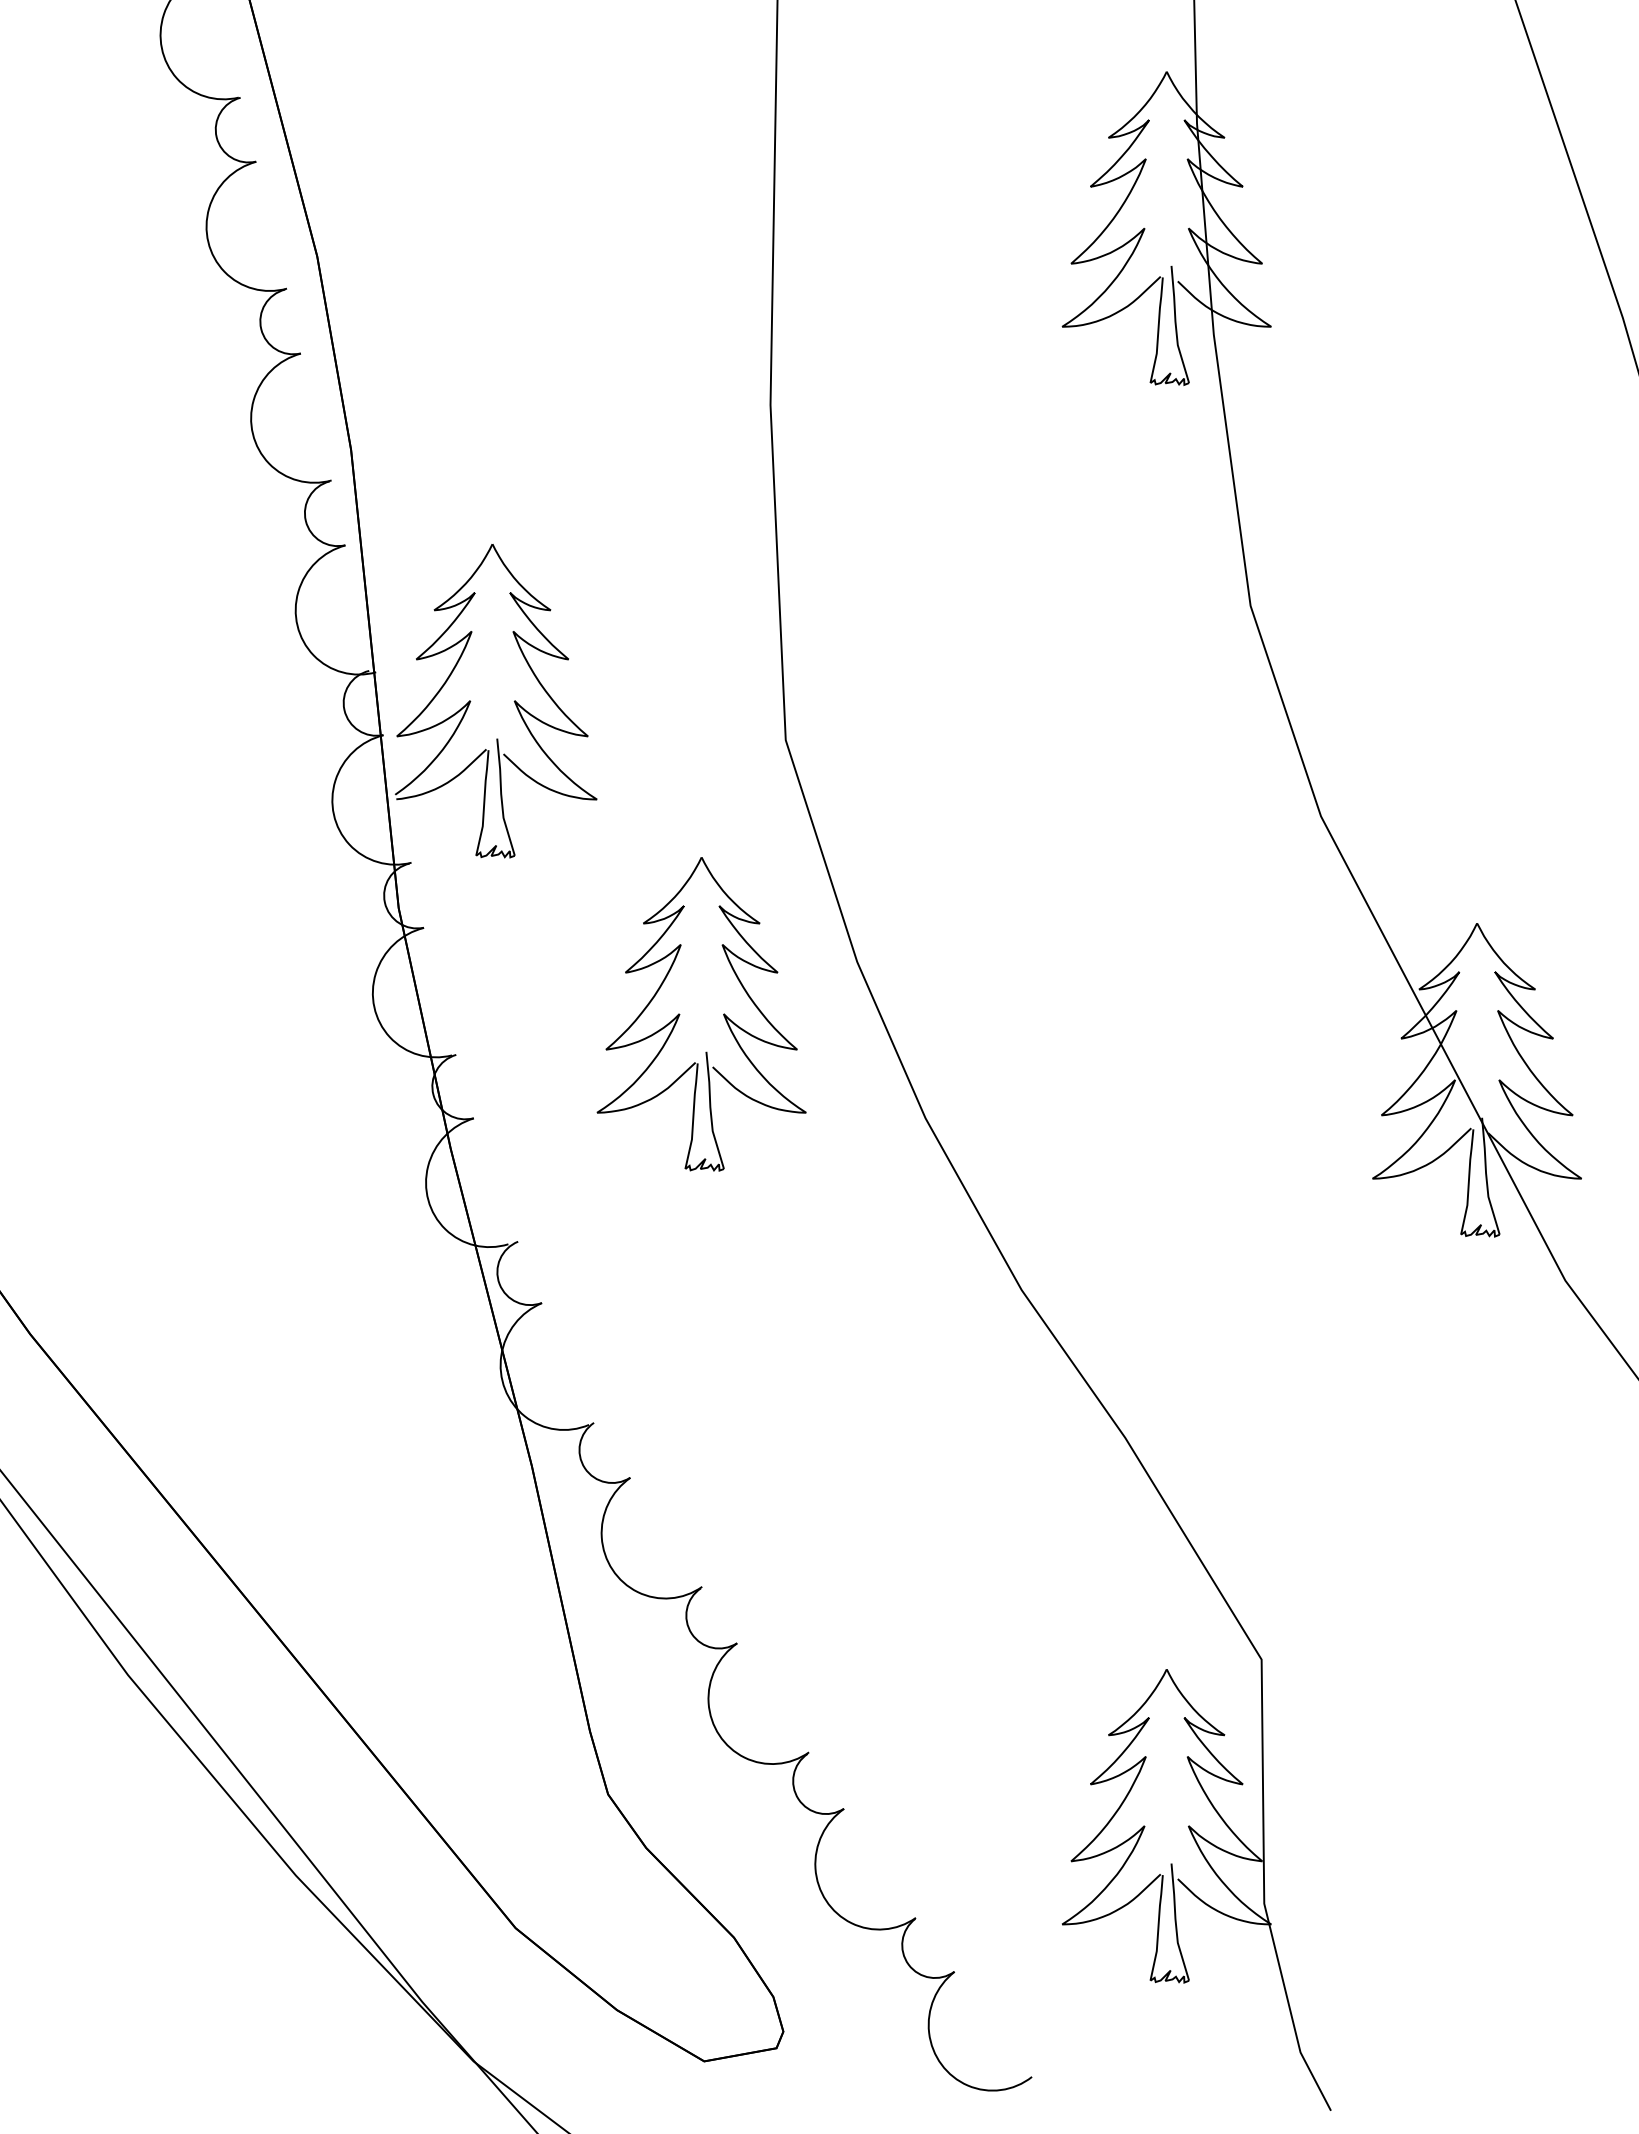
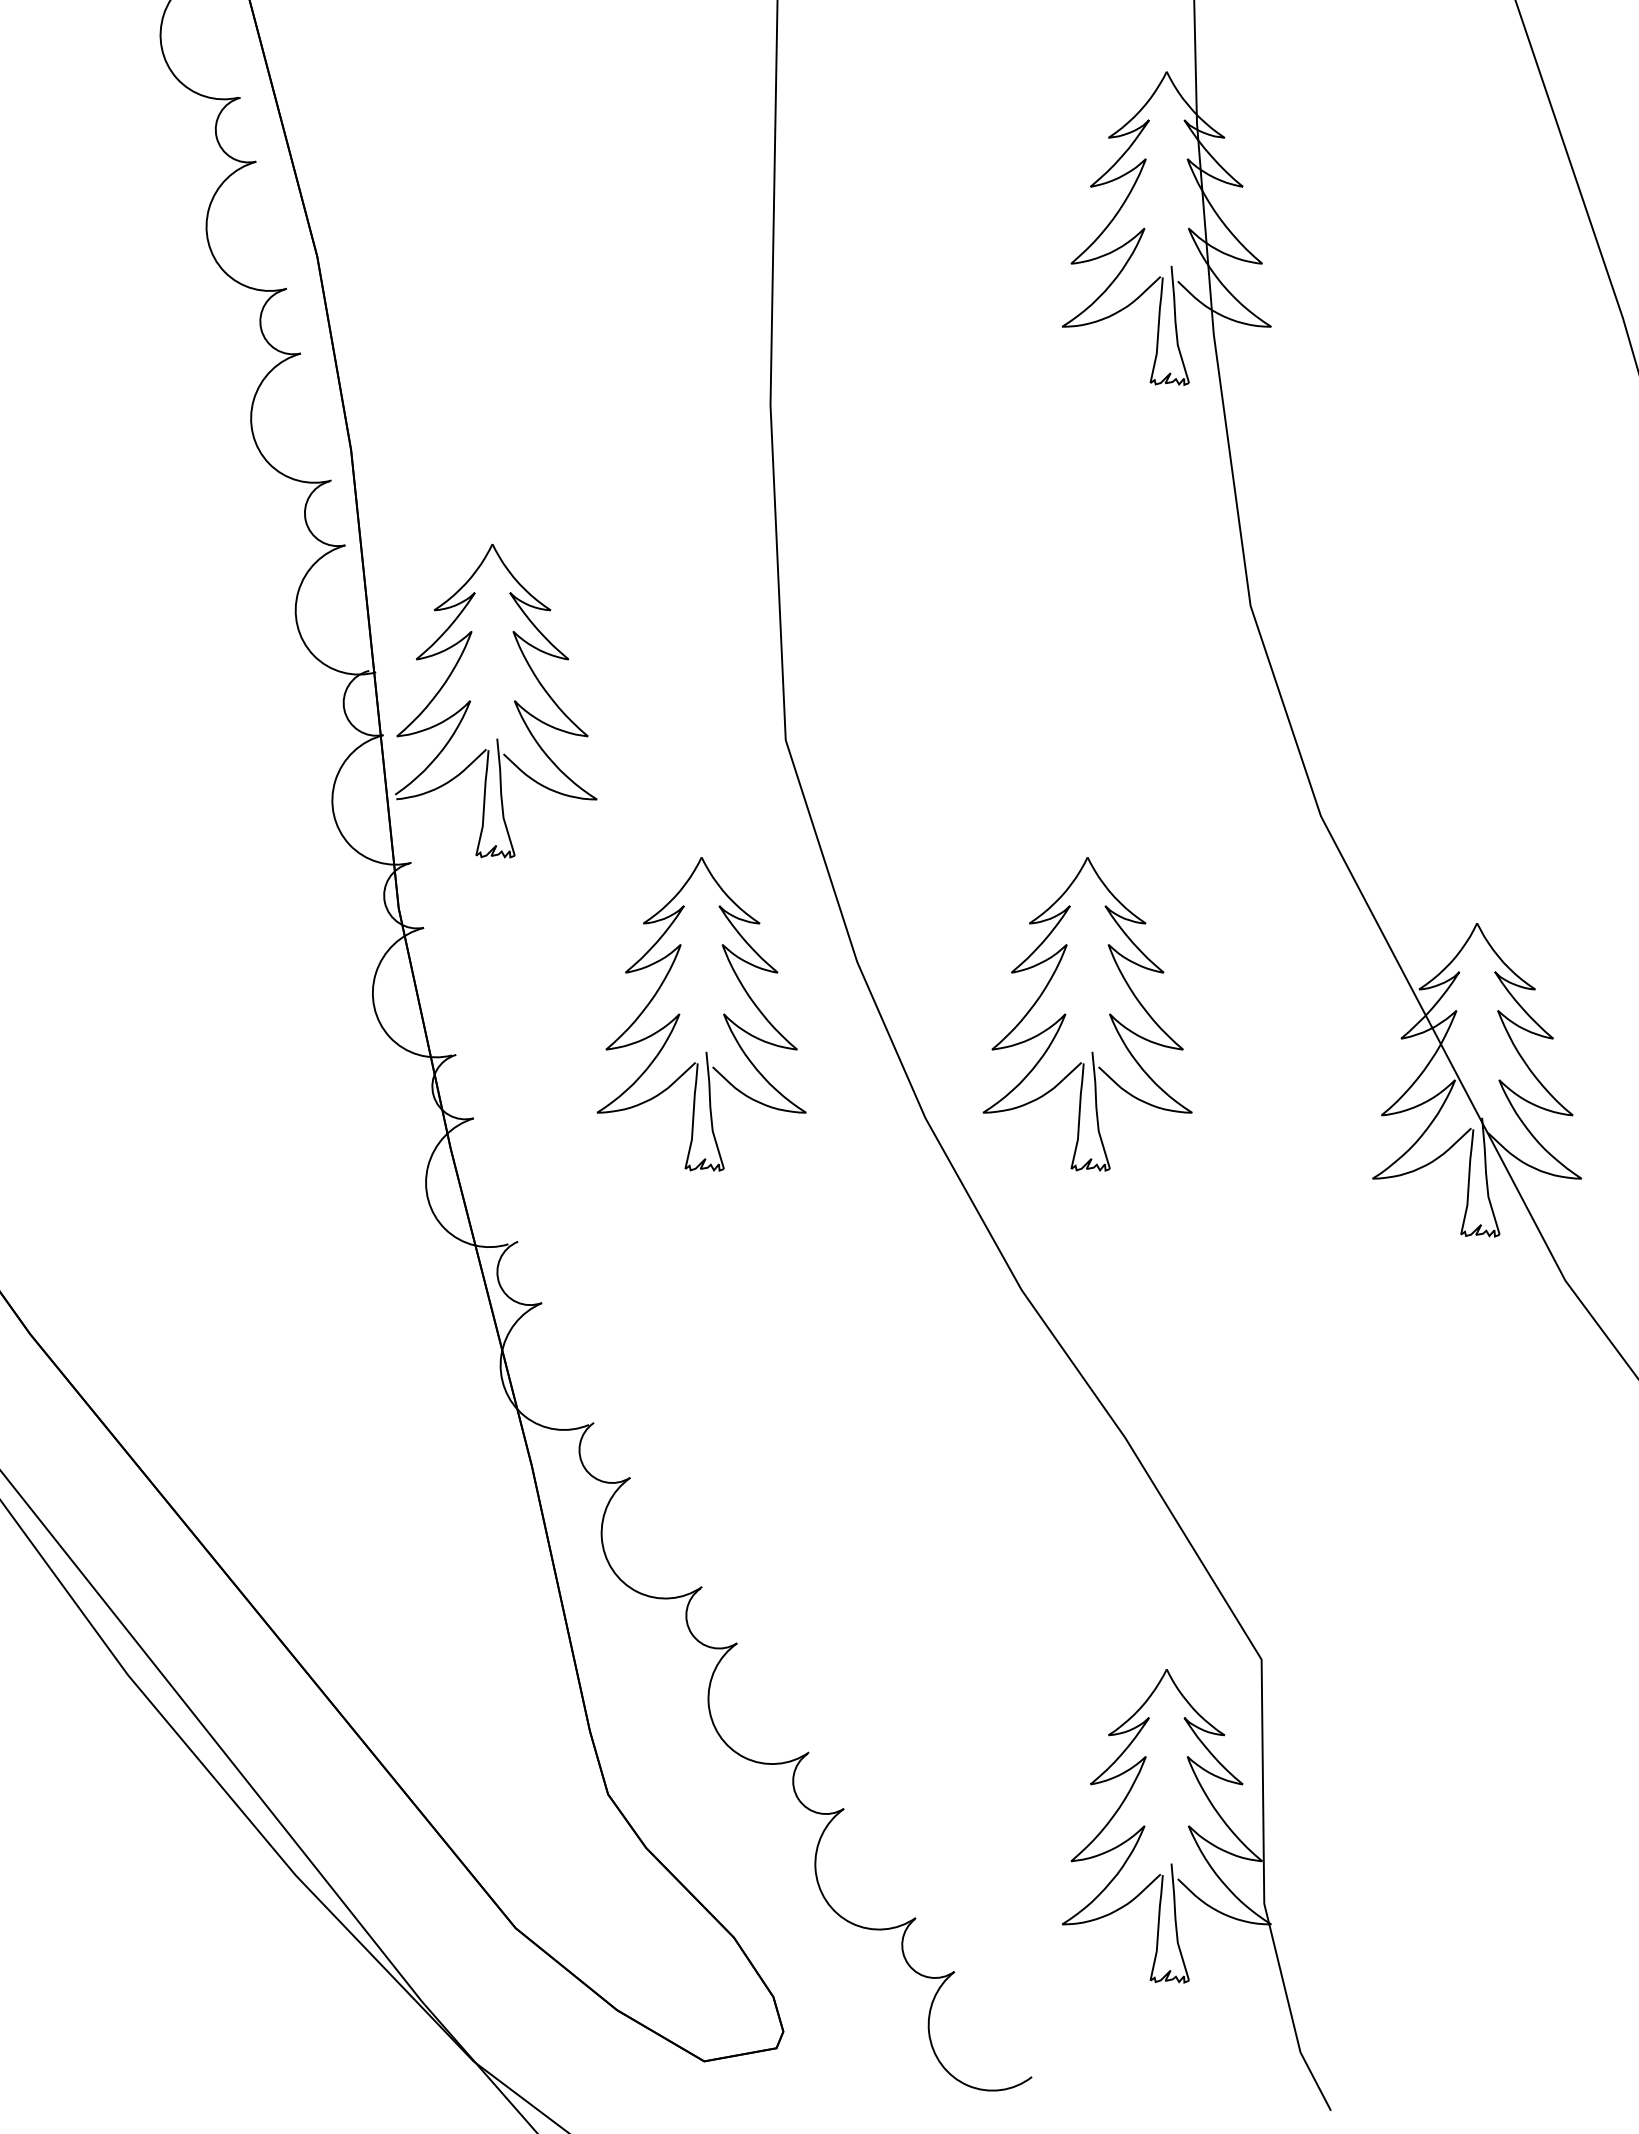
part: none -> present (1066, 1014)
